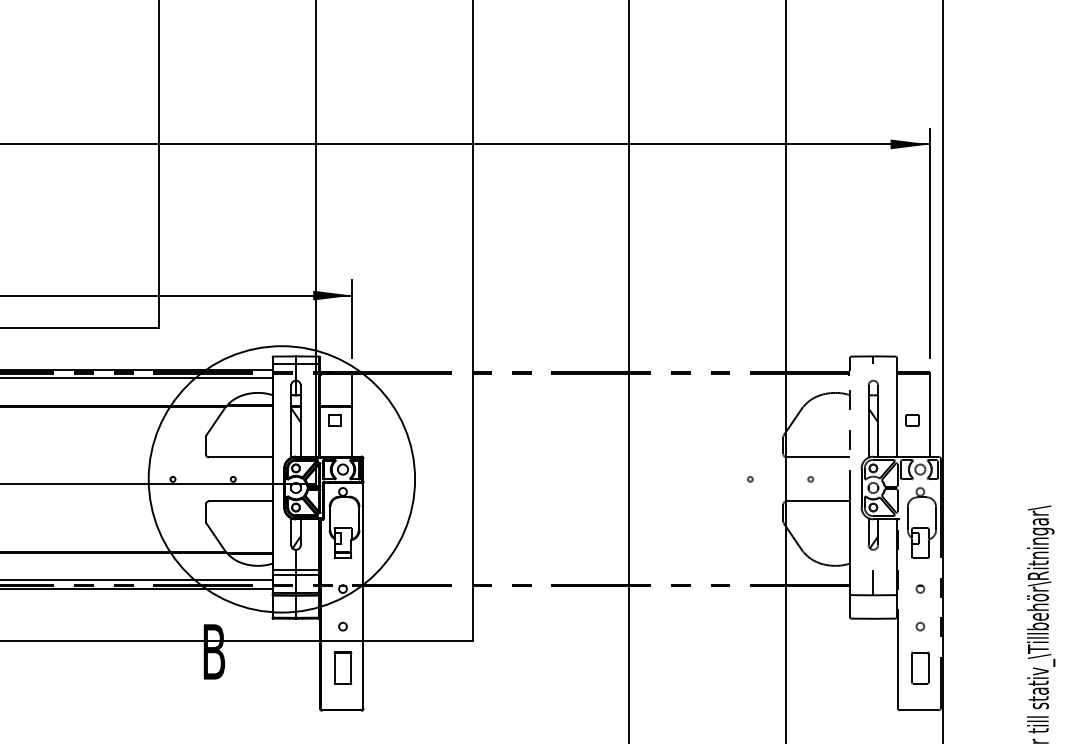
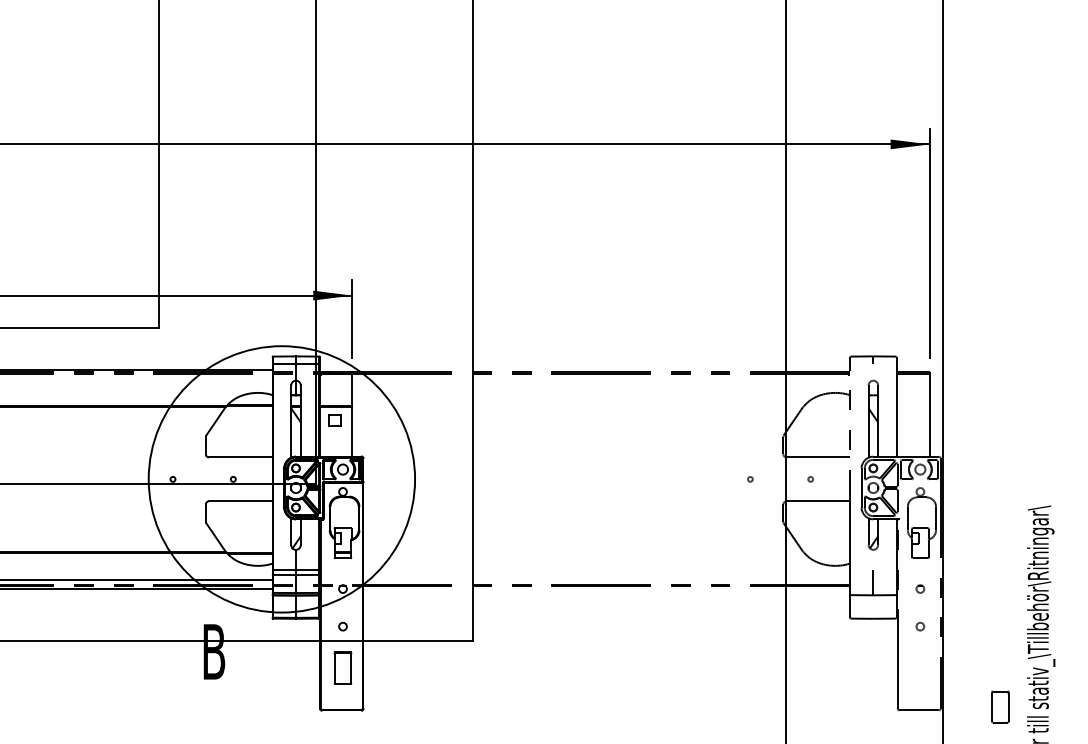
line: present -> none (629, 371)
line: present -> none (137, 378)
part: present -> none (912, 420)
part position: (920, 667) -> (1000, 706) (1000, 706)
